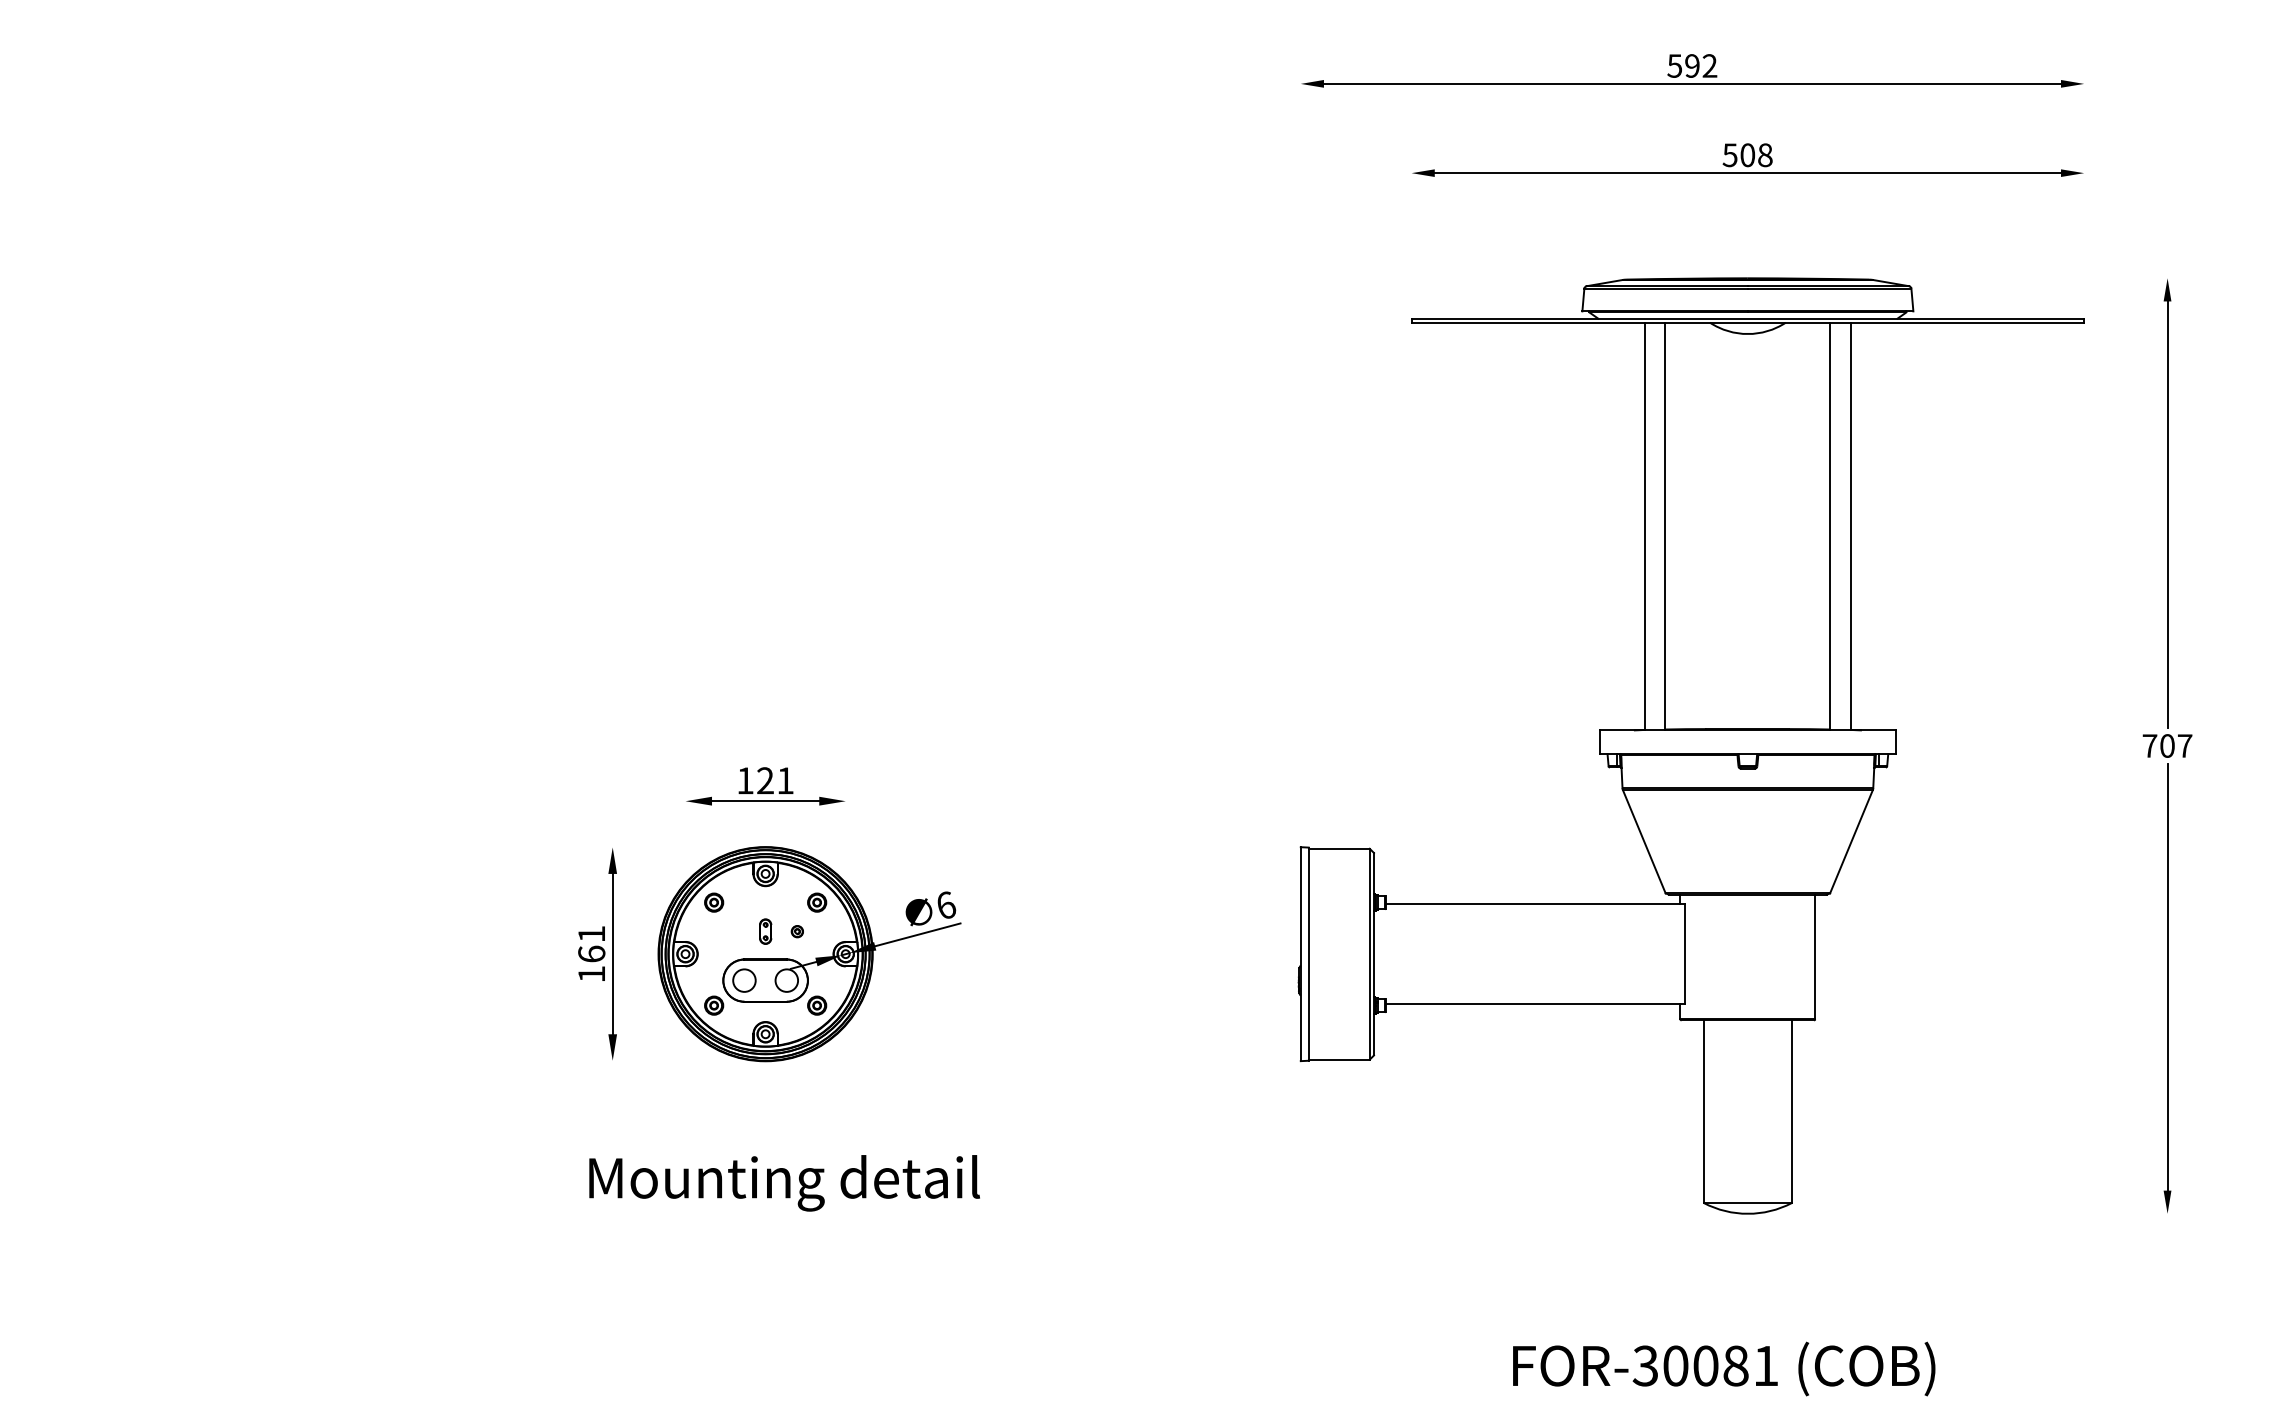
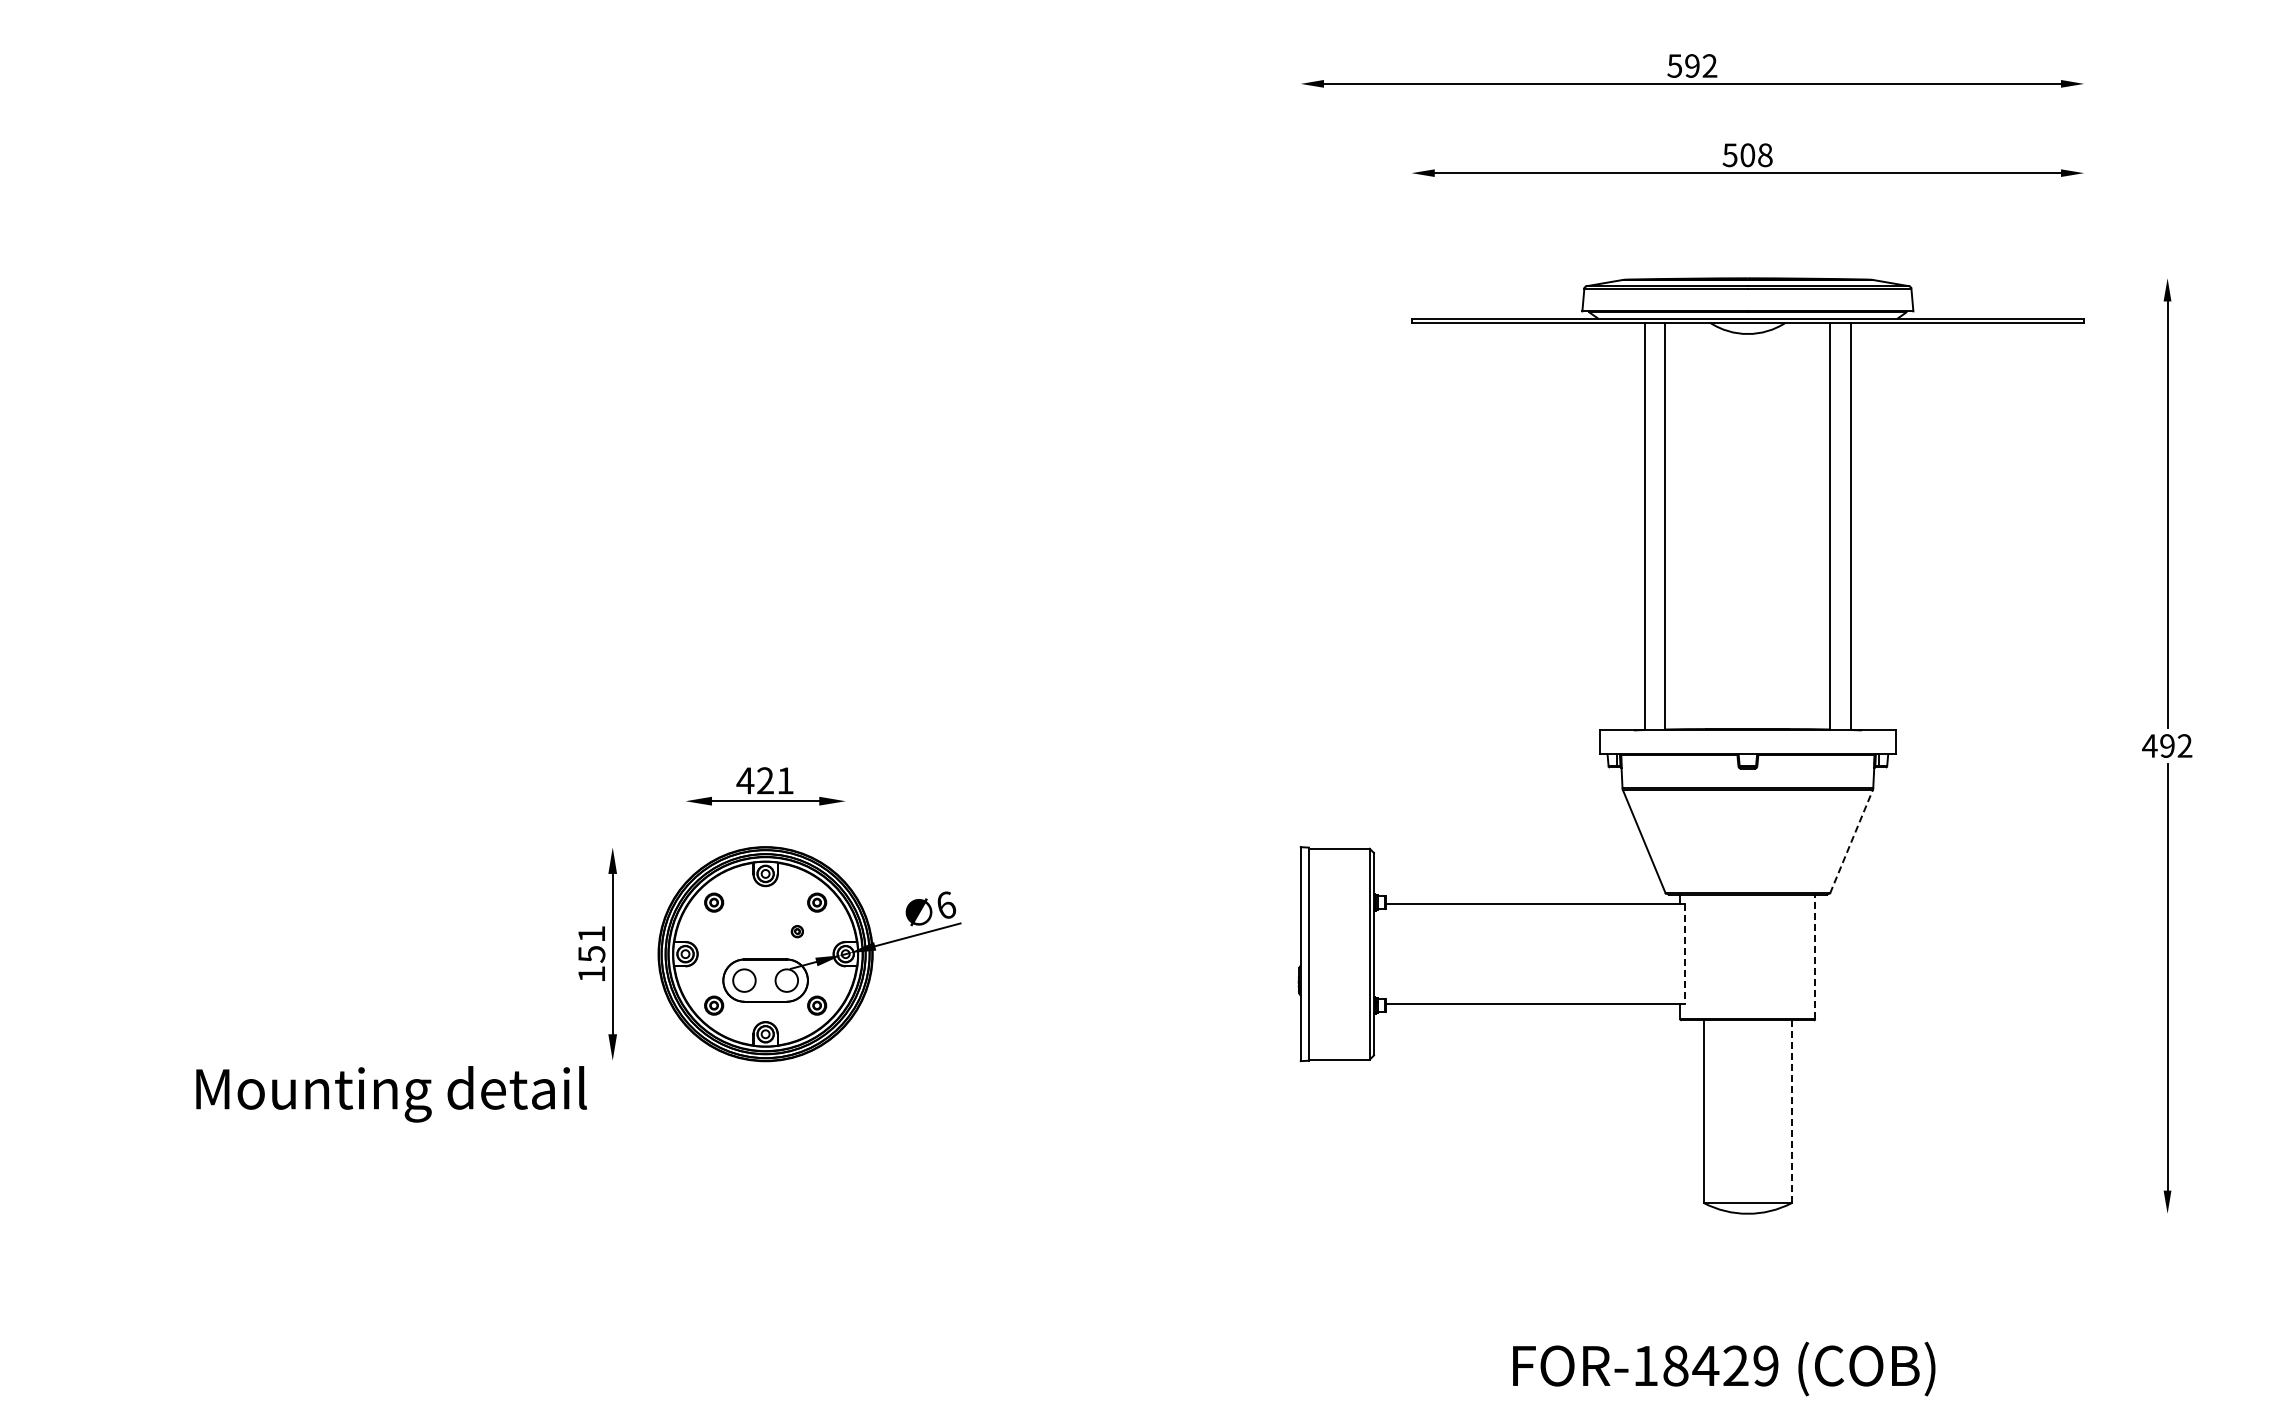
text: 707 -> 492 (2167, 745)
text: 121 -> 421 (745, 780)
line: solid -> dashed (1851, 841)
part: present -> none (765, 931)
text: 161 -> 151 (591, 953)
line: solid -> dashed (1685, 954)
line: solid -> dashed (1815, 956)
line: solid -> dashed (1791, 1111)
text position: (784, 1183) -> (391, 1094) (391, 1094)
text: FOR-30081 -> FOR-18429 (1705, 1365)
